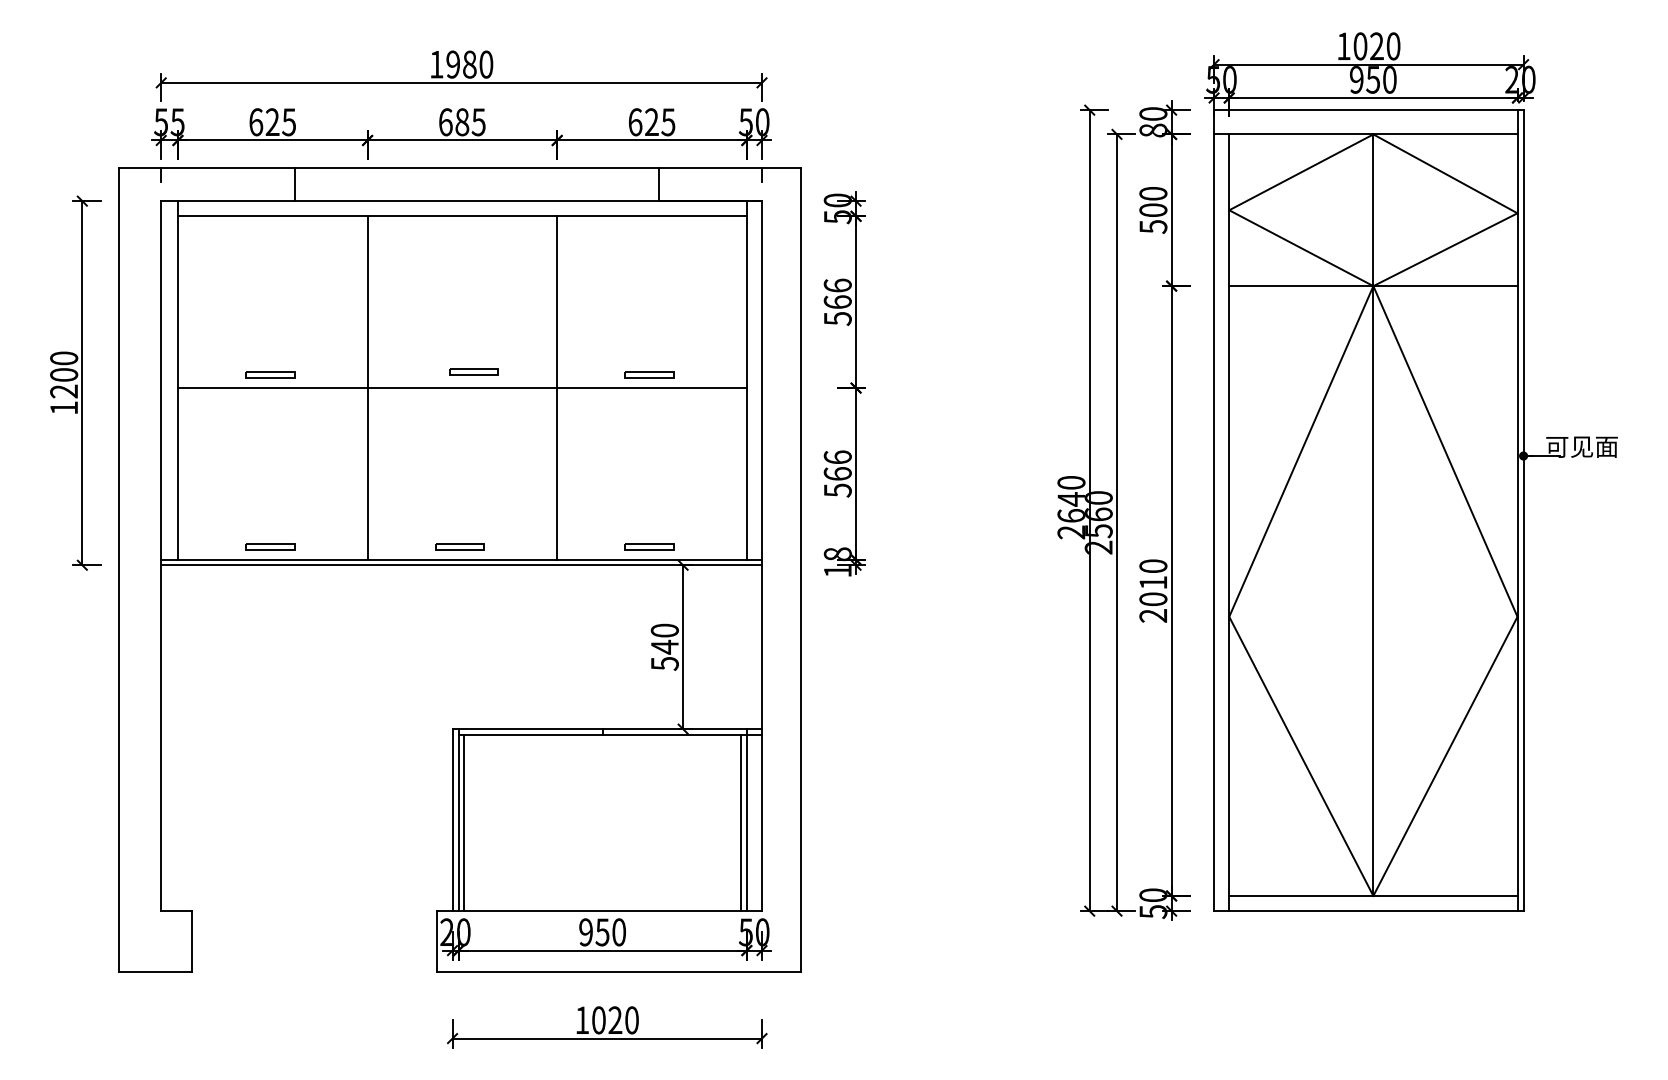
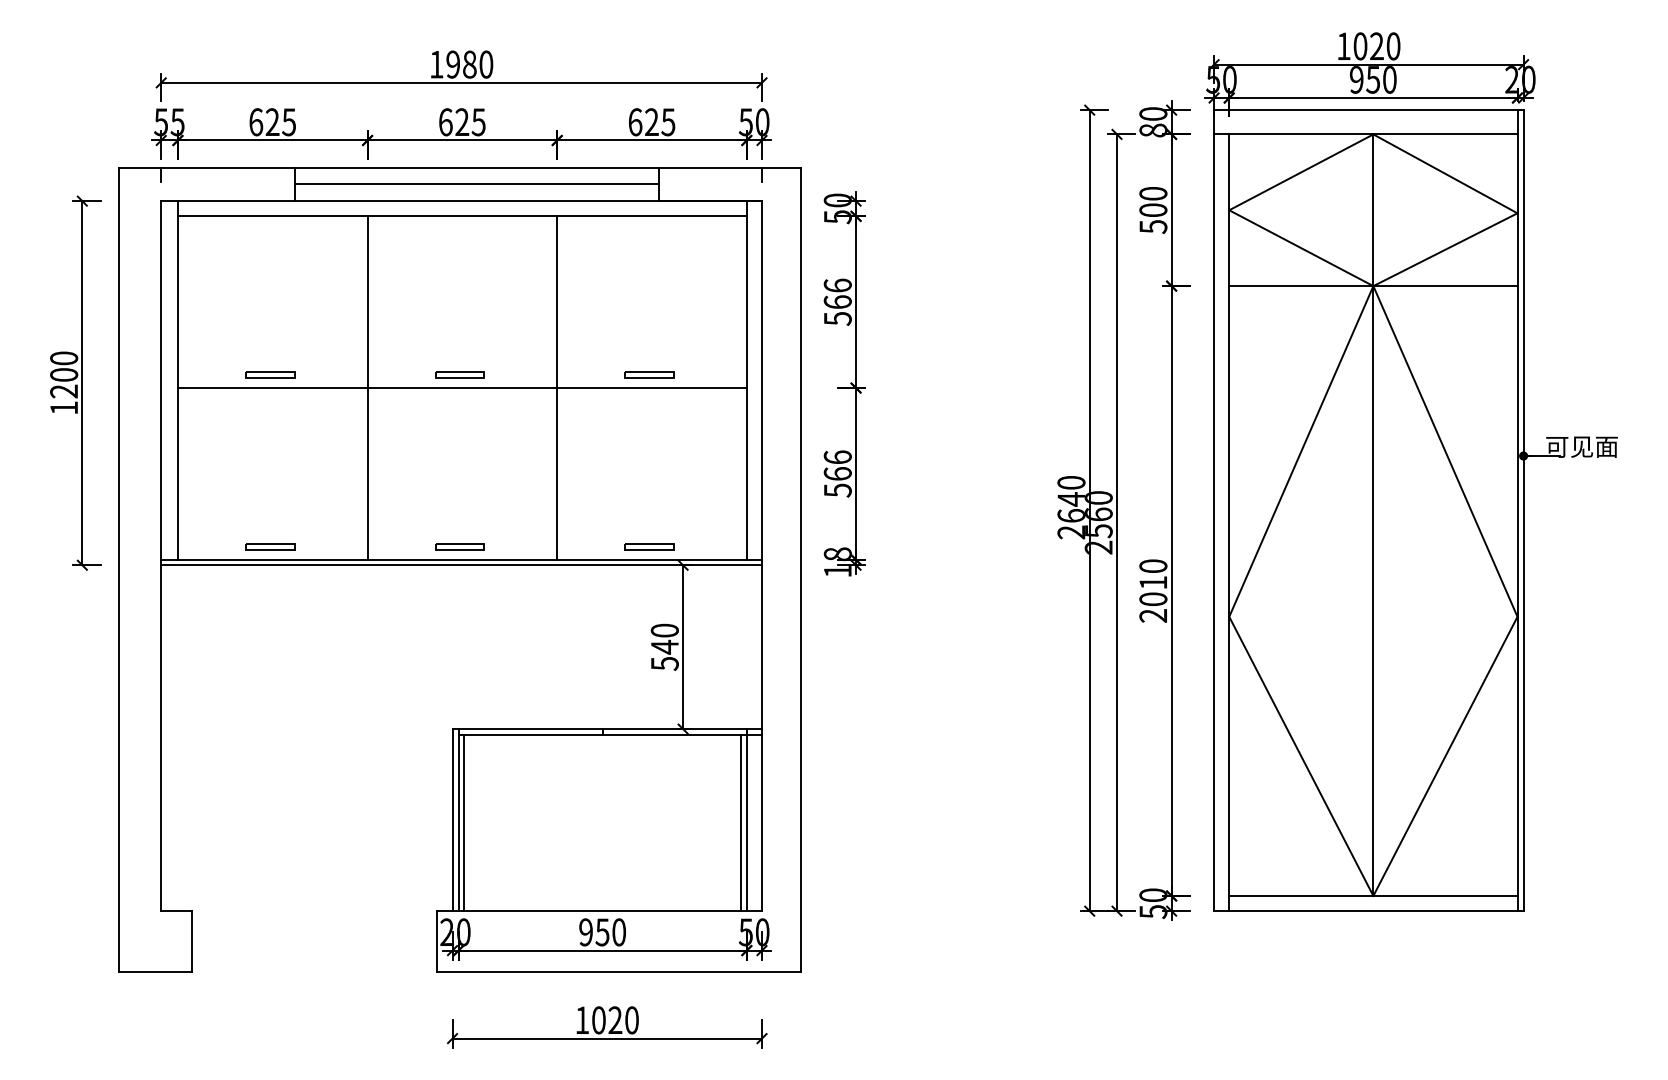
text: 685 -> 625 (462, 122)
line: none -> present (476, 184)
part position: (473, 371) -> (459, 374) (459, 374)
